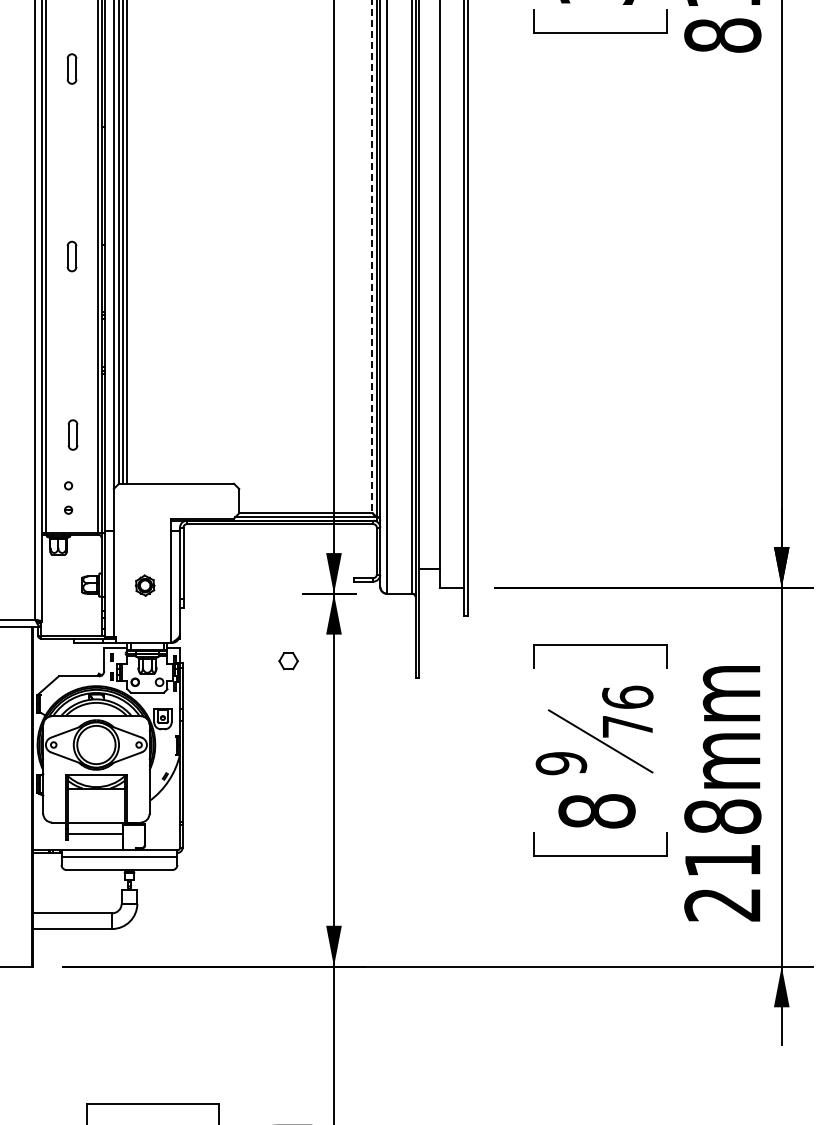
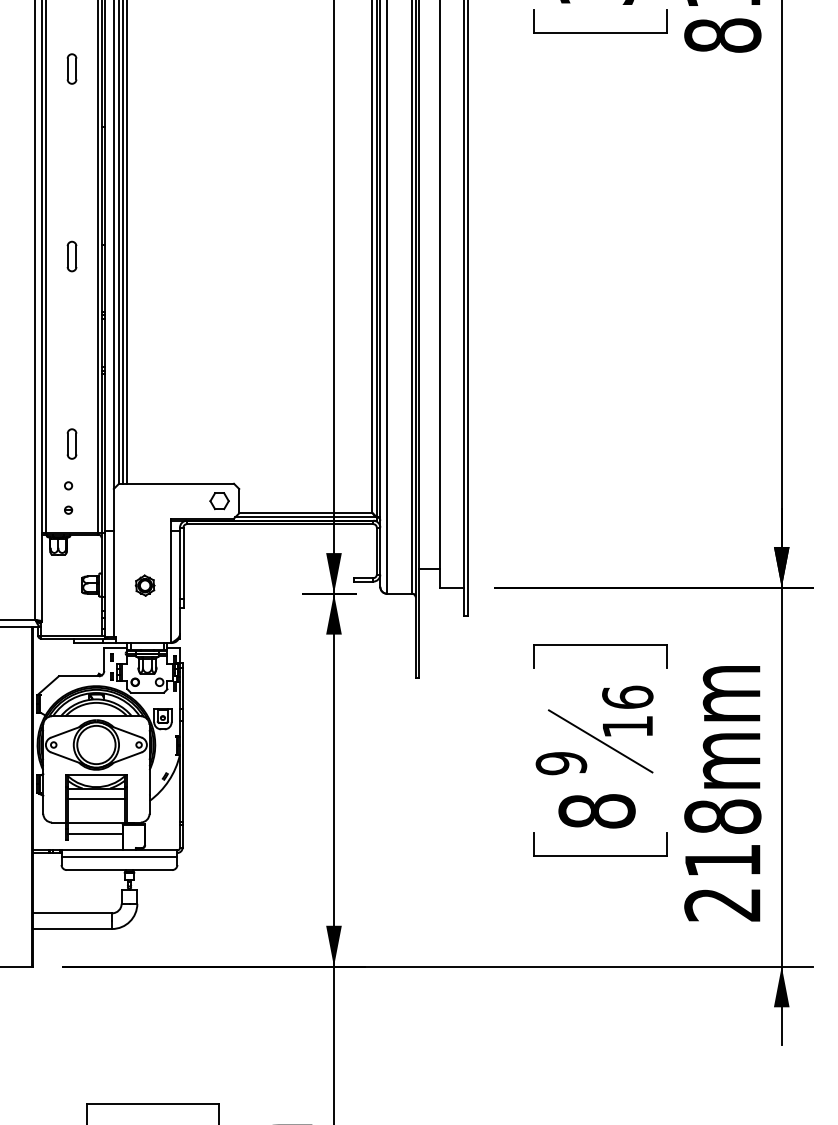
line: dashed -> solid (372, 256)
part position: (72, 434) -> (71, 443) (71, 443)
part position: (288, 661) -> (219, 501) (219, 501)
text: 76 -> 16 (627, 726)
line: none -> present (96, 799)
